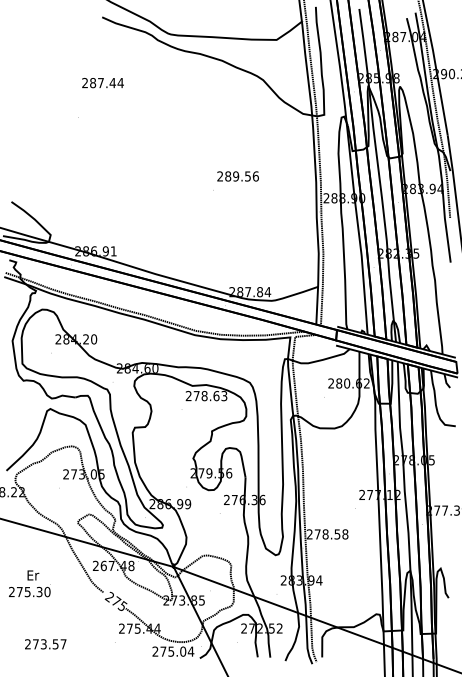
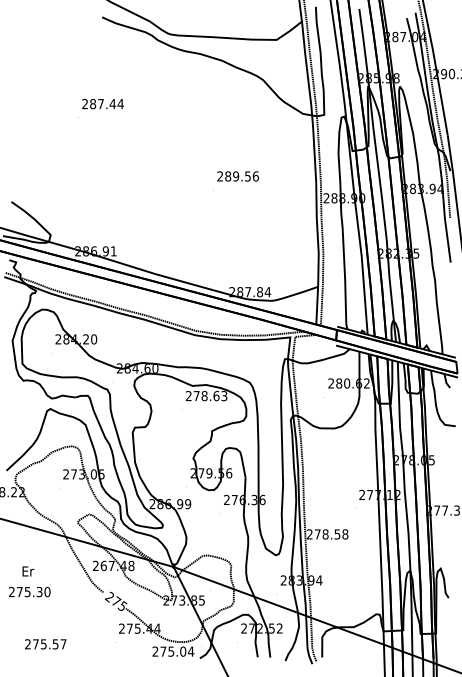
text position: (102, 83) -> (102, 104) (102, 104)
text position: (33, 575) -> (28, 571) (28, 571)
text: 273.57 -> 275.57 (43, 643)
